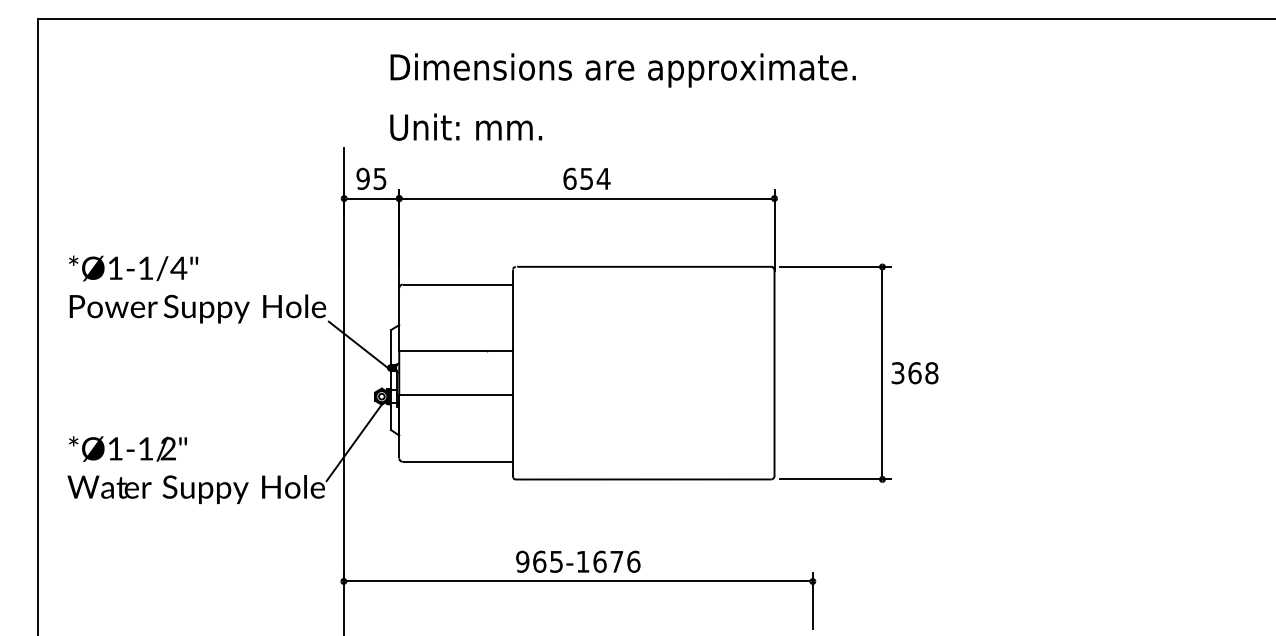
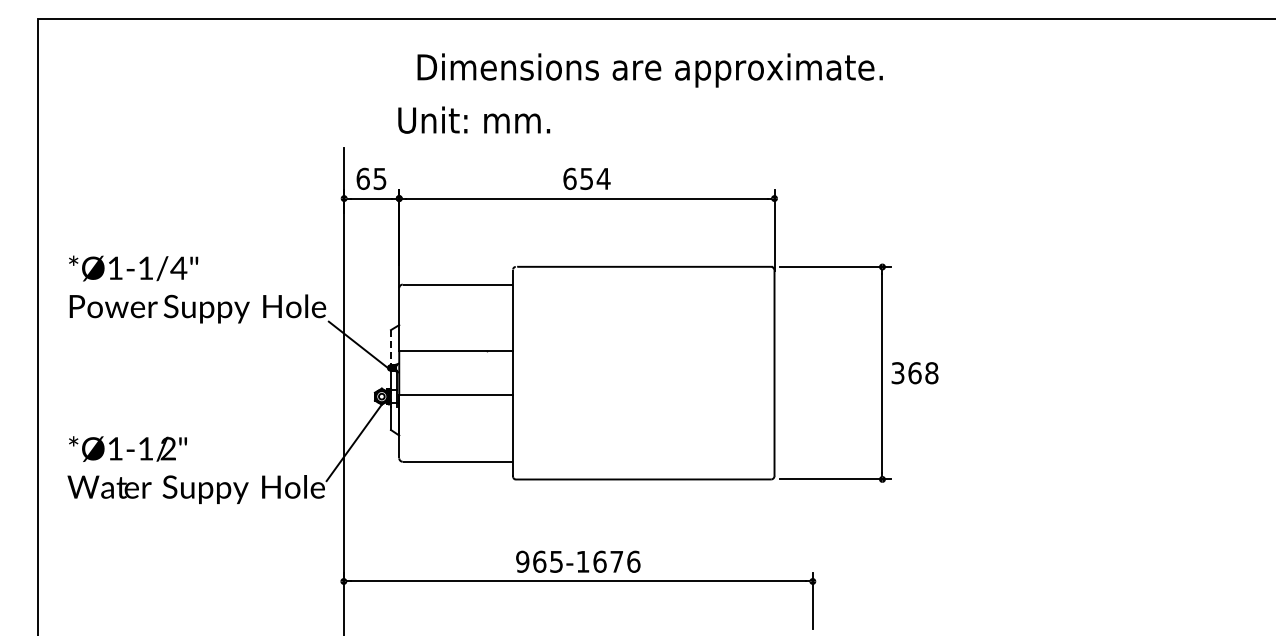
text position: (622, 70) -> (649, 70) (649, 70)
text position: (466, 126) -> (474, 119) (474, 119)
text: 95 -> 65 (362, 178)
line: solid -> dashed (390, 347)
